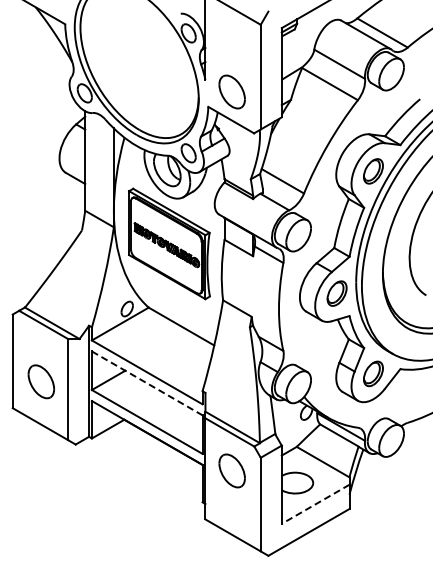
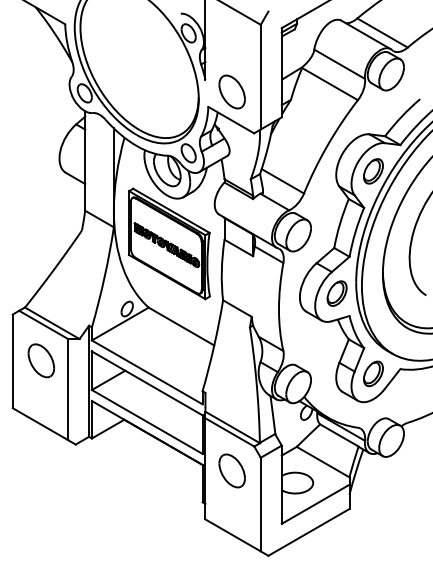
part position: (40, 381) -> (40, 360) (40, 360)
line: dashed -> solid (147, 383)
line: dashed -> solid (315, 504)
